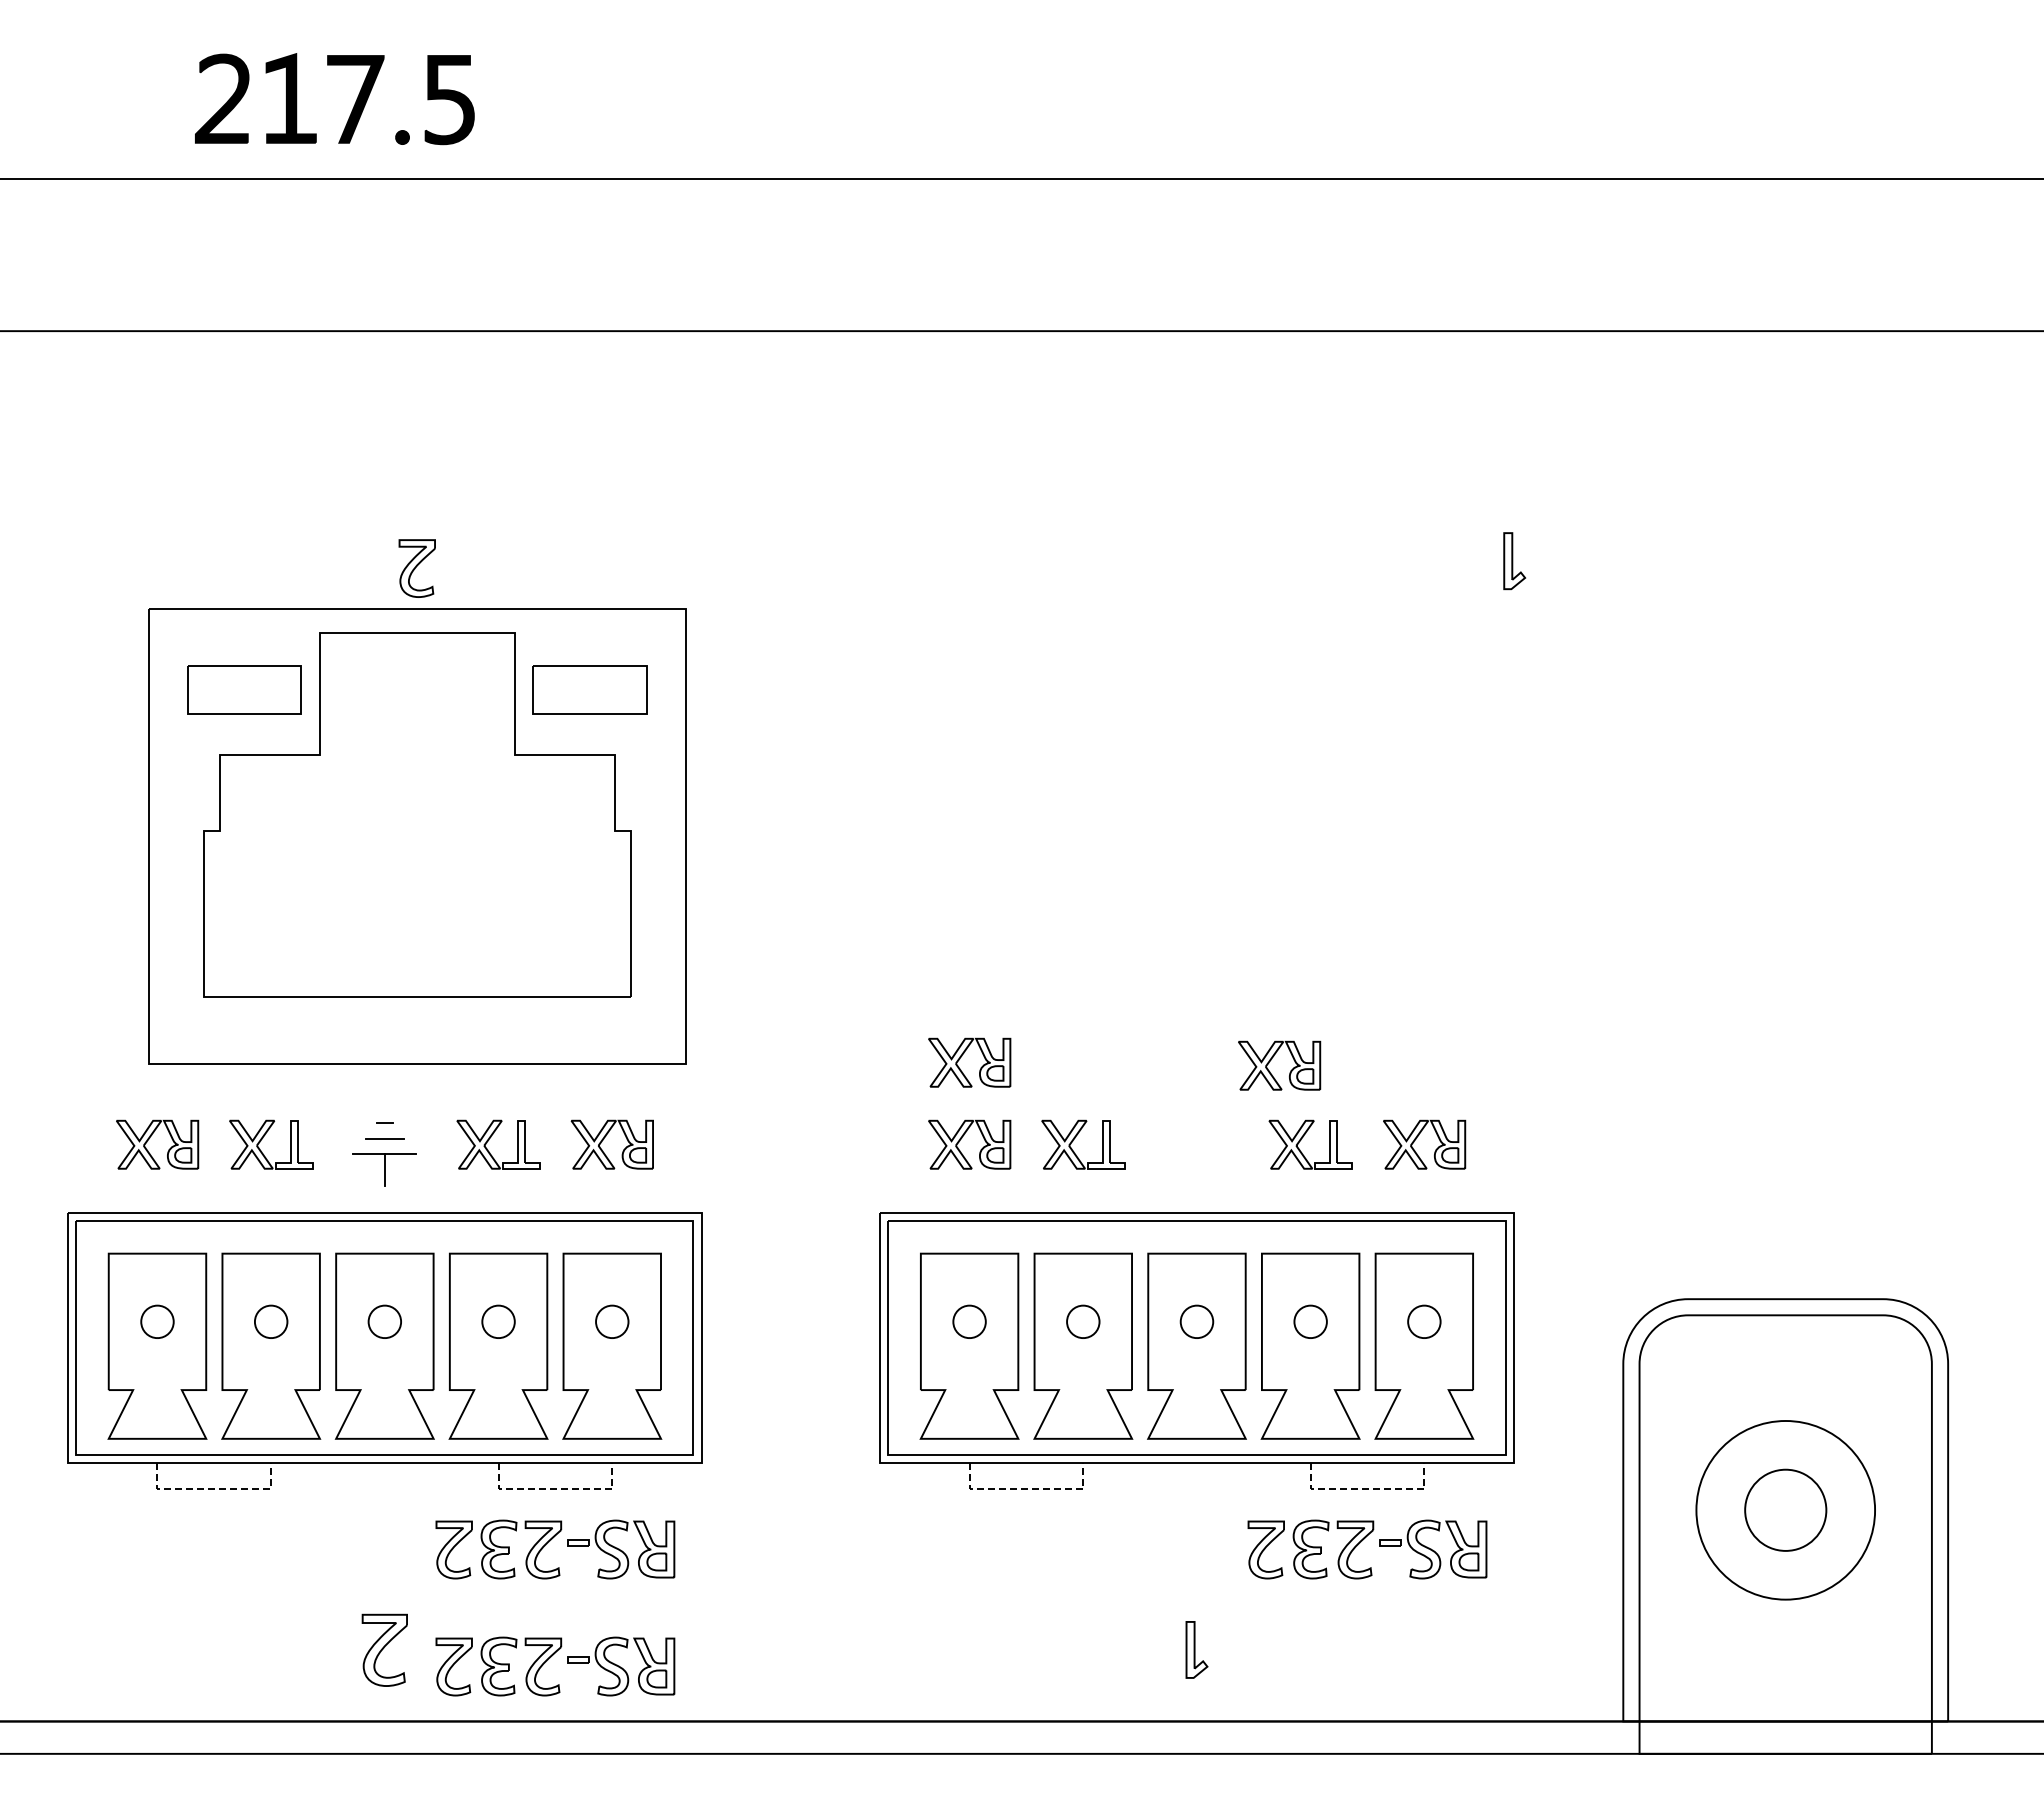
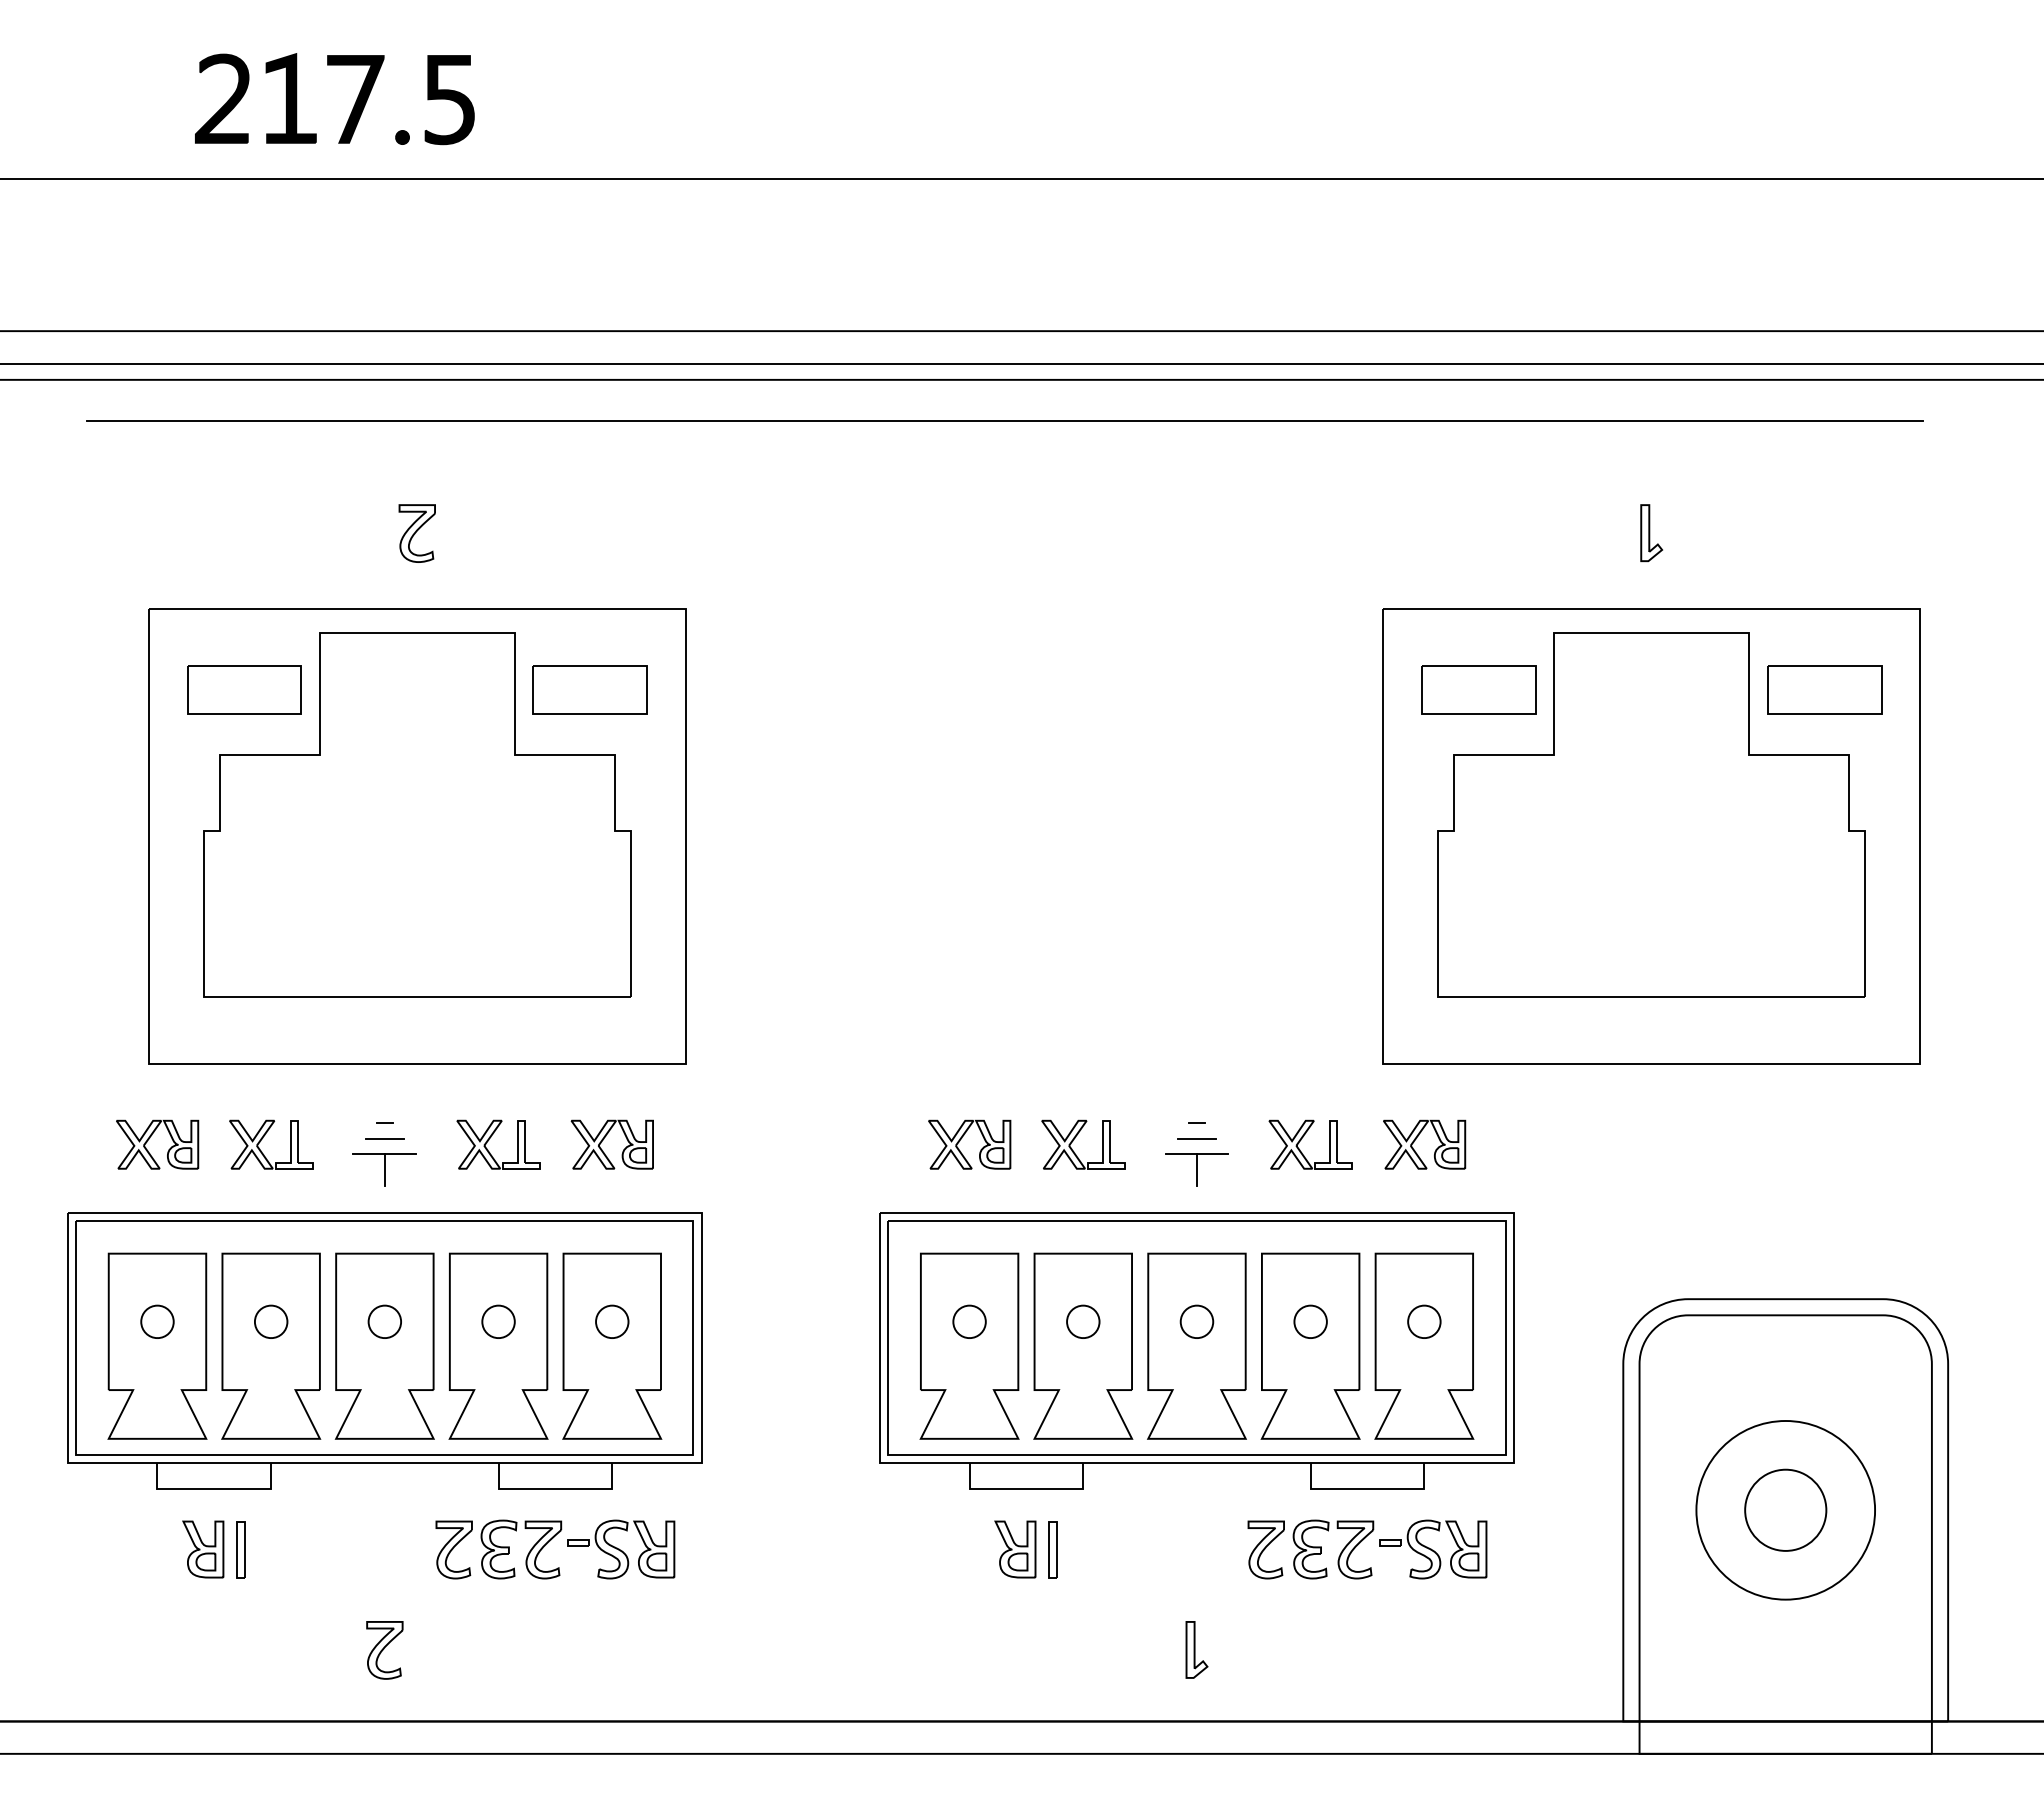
line: none -> present (1021, 363)
line: none -> present (1021, 379)
line: none -> present (1004, 420)
part position: (1514, 561) -> (1651, 533) (1651, 533)
part position: (416, 568) -> (416, 533) (416, 533)
part: none -> present (1651, 836)
part: present -> none (962, 1056)
part: present -> none (1271, 1060)
part: none -> present (1196, 1154)
line: dashed -> solid (214, 1489)
line: dashed -> solid (555, 1489)
line: dashed -> solid (1026, 1489)
line: dashed -> solid (1367, 1489)
part: none -> present (213, 1549)
part: none -> present (1025, 1549)
part size: 47x74 px -> 38x59 px (384, 1650)
part: present -> none (550, 1658)
